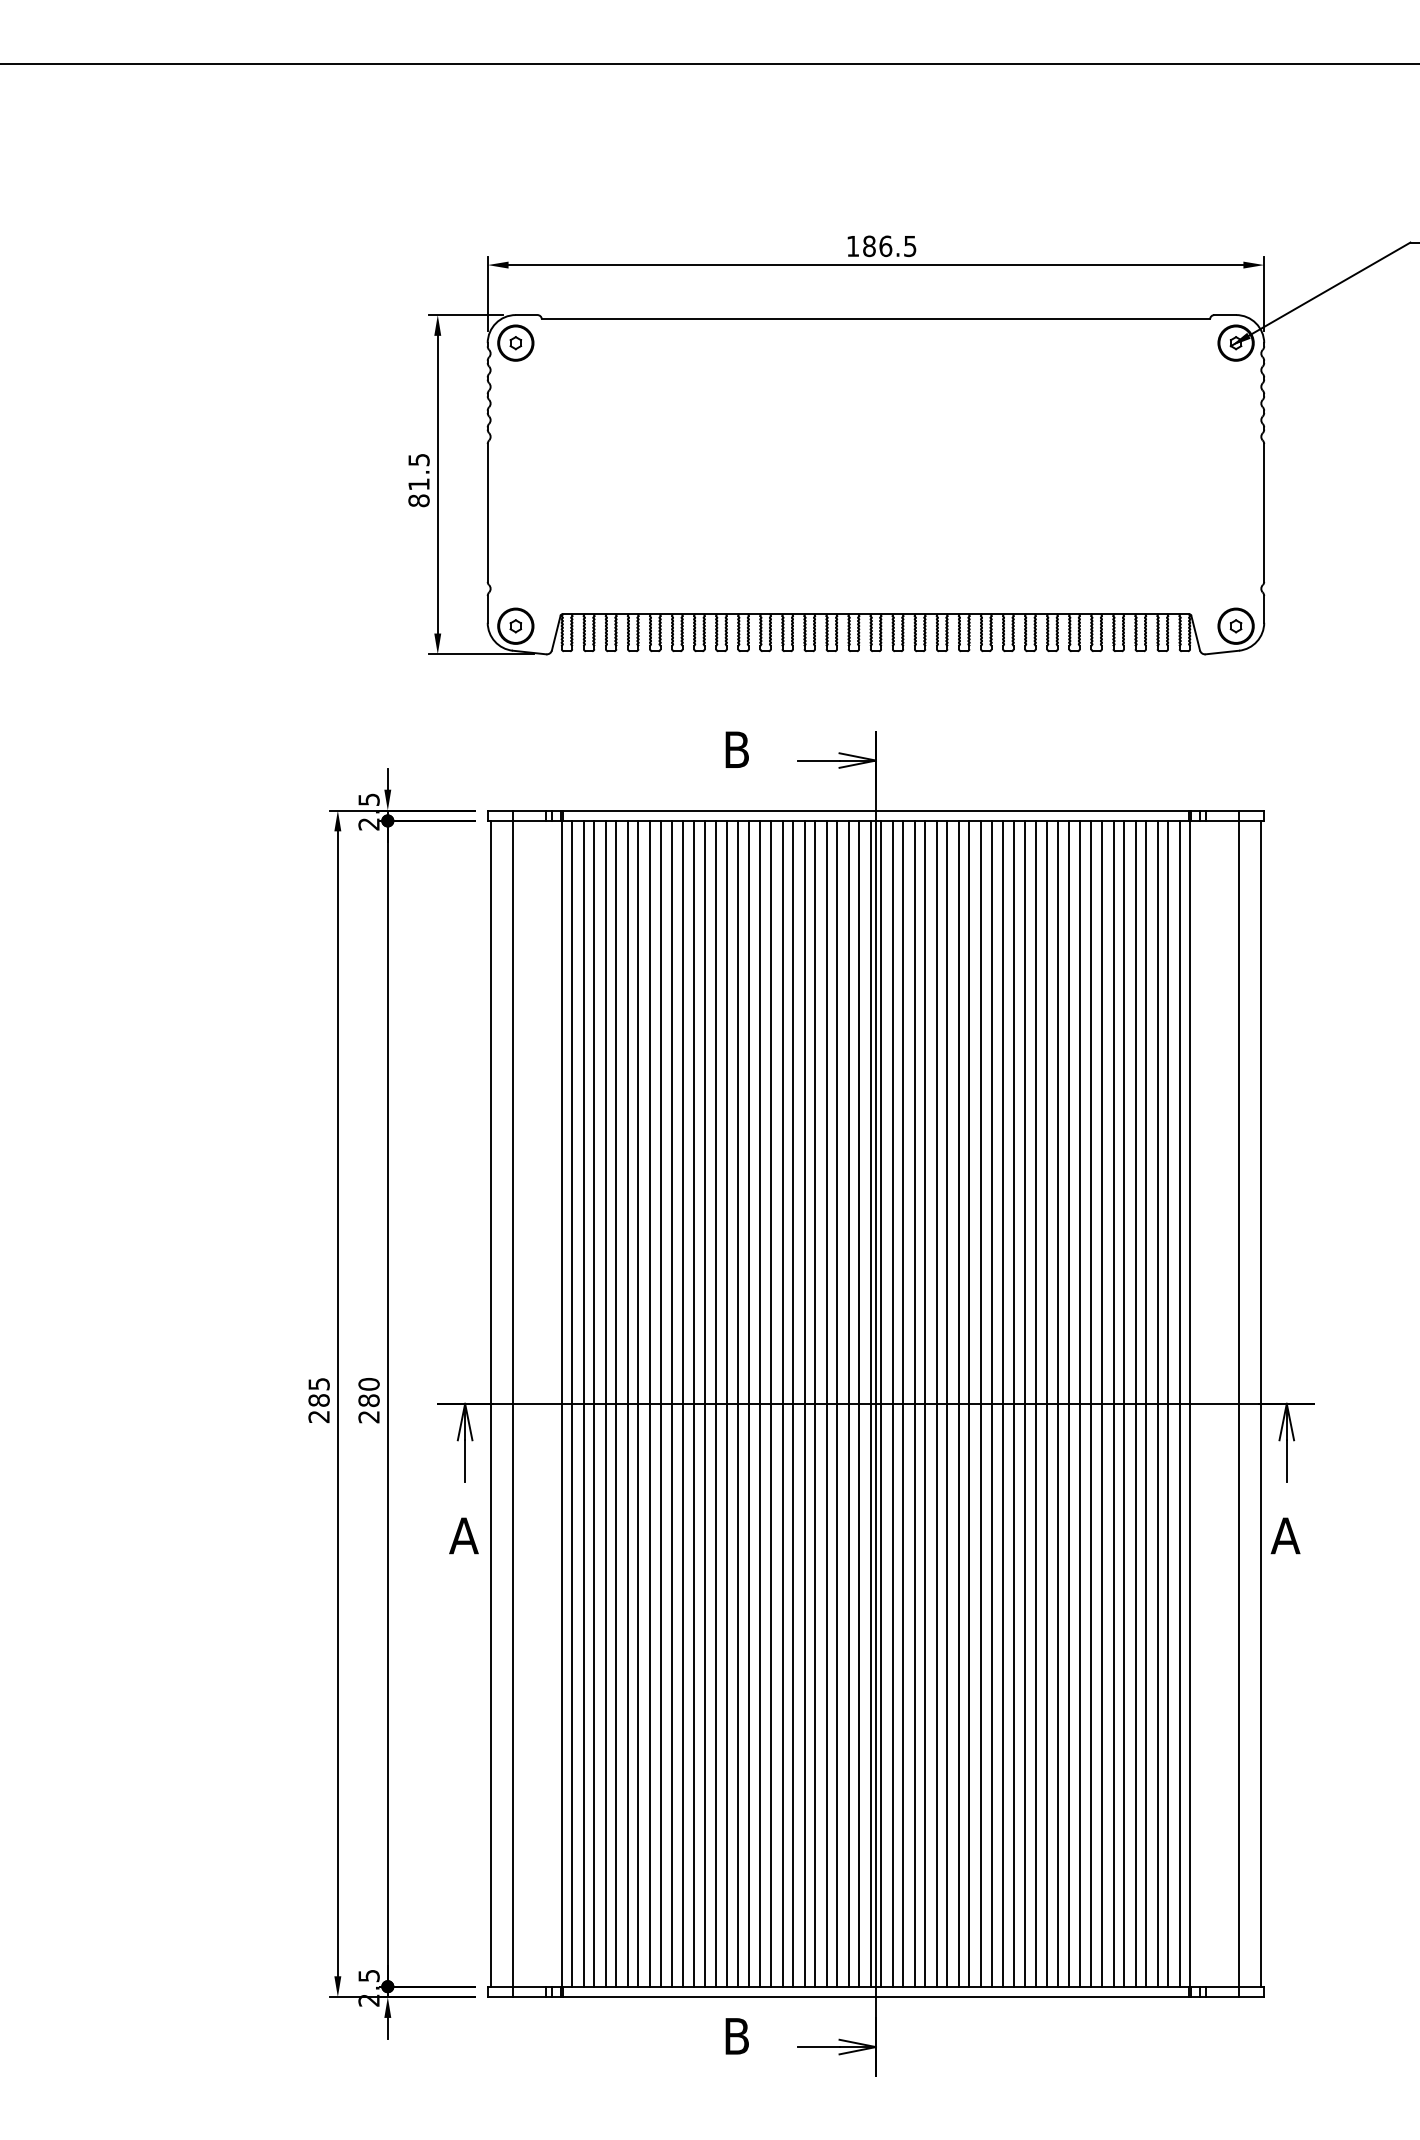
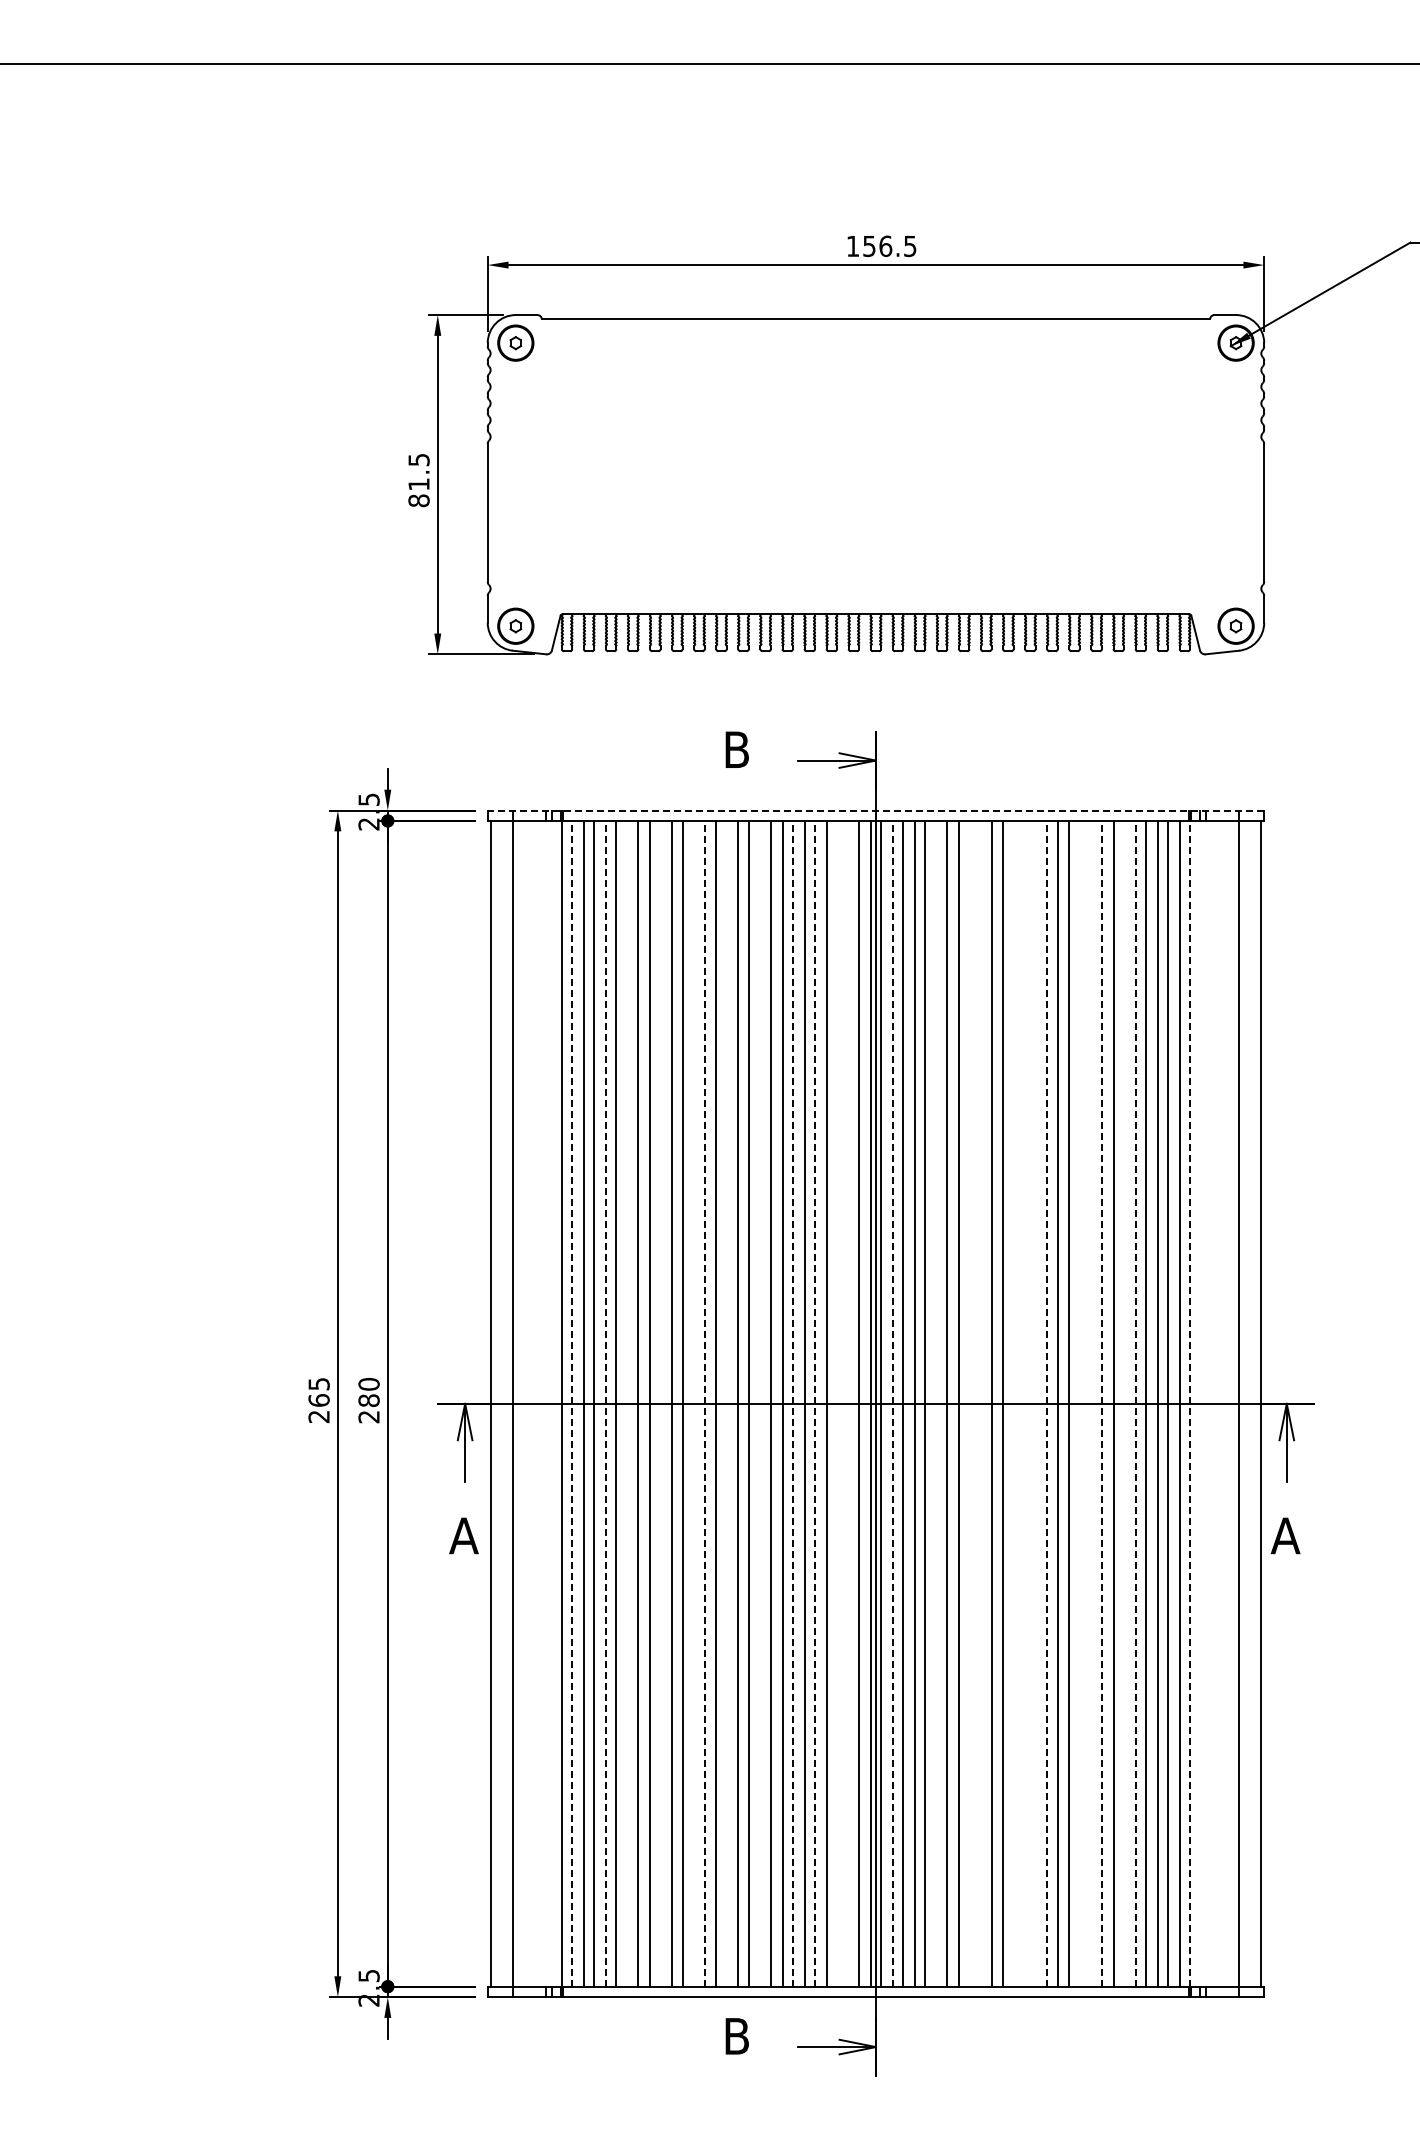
text: 186.5 -> 156.5 (869, 246)
line: solid -> dashed (875, 810)
text: 285 -> 265 (318, 1400)
line: solid -> dashed (572, 1403)
line: solid -> dashed (605, 1403)
line: present -> none (628, 1403)
line: present -> none (660, 1403)
line: present -> none (694, 1403)
line: solid -> dashed (704, 1403)
line: present -> none (726, 1403)
line: present -> none (760, 1403)
line: solid -> dashed (792, 1403)
line: solid -> dashed (814, 1403)
line: present -> none (837, 1403)
line: present -> none (848, 1403)
line: solid -> dashed (892, 1403)
line: present -> none (936, 1403)
line: present -> none (969, 1403)
line: present -> none (981, 1403)
line: present -> none (1013, 1403)
line: present -> none (1025, 1403)
line: present -> none (1035, 1403)
line: solid -> dashed (1047, 1403)
line: present -> none (1079, 1403)
line: present -> none (1091, 1403)
line: solid -> dashed (1101, 1403)
line: present -> none (1123, 1403)
line: solid -> dashed (1135, 1403)
line: solid -> dashed (1190, 1403)
